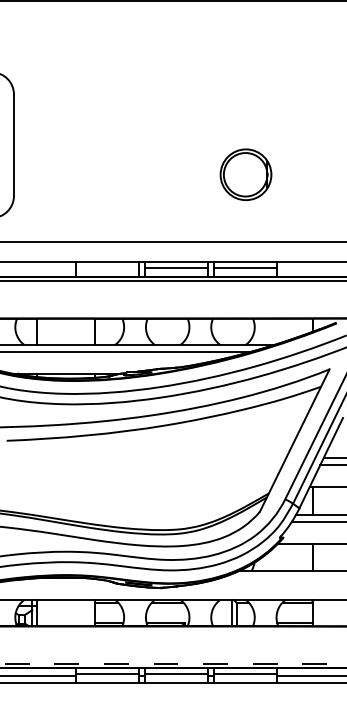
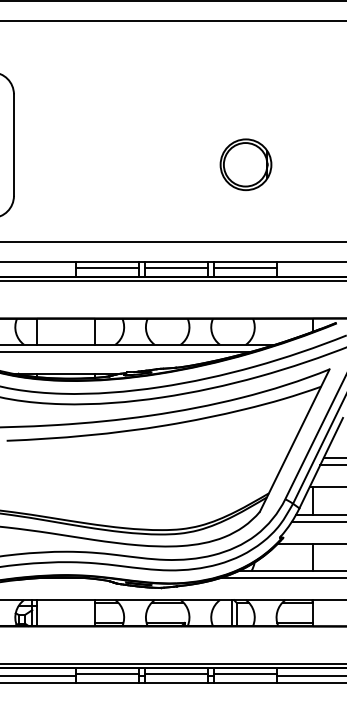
line: none -> present (172, 21)
part position: (245, 174) -> (245, 164) (245, 164)
line: none -> present (107, 267)
line: none -> present (281, 578)
line: dashed -> solid (173, 663)
